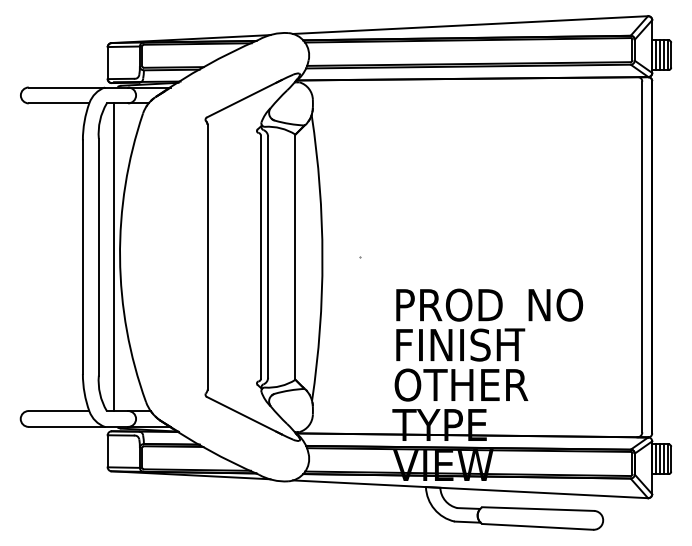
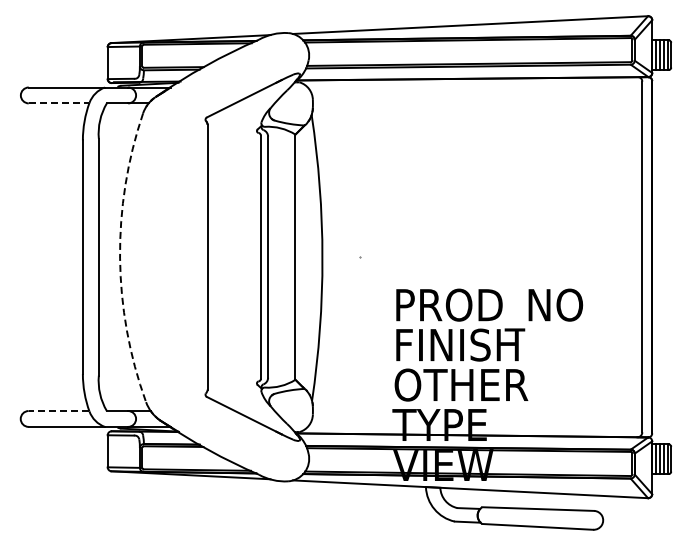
line: solid -> dashed (59, 103)
line: present -> none (113, 257)
arc: solid -> dashed (120, 258)
line: solid -> dashed (58, 411)
